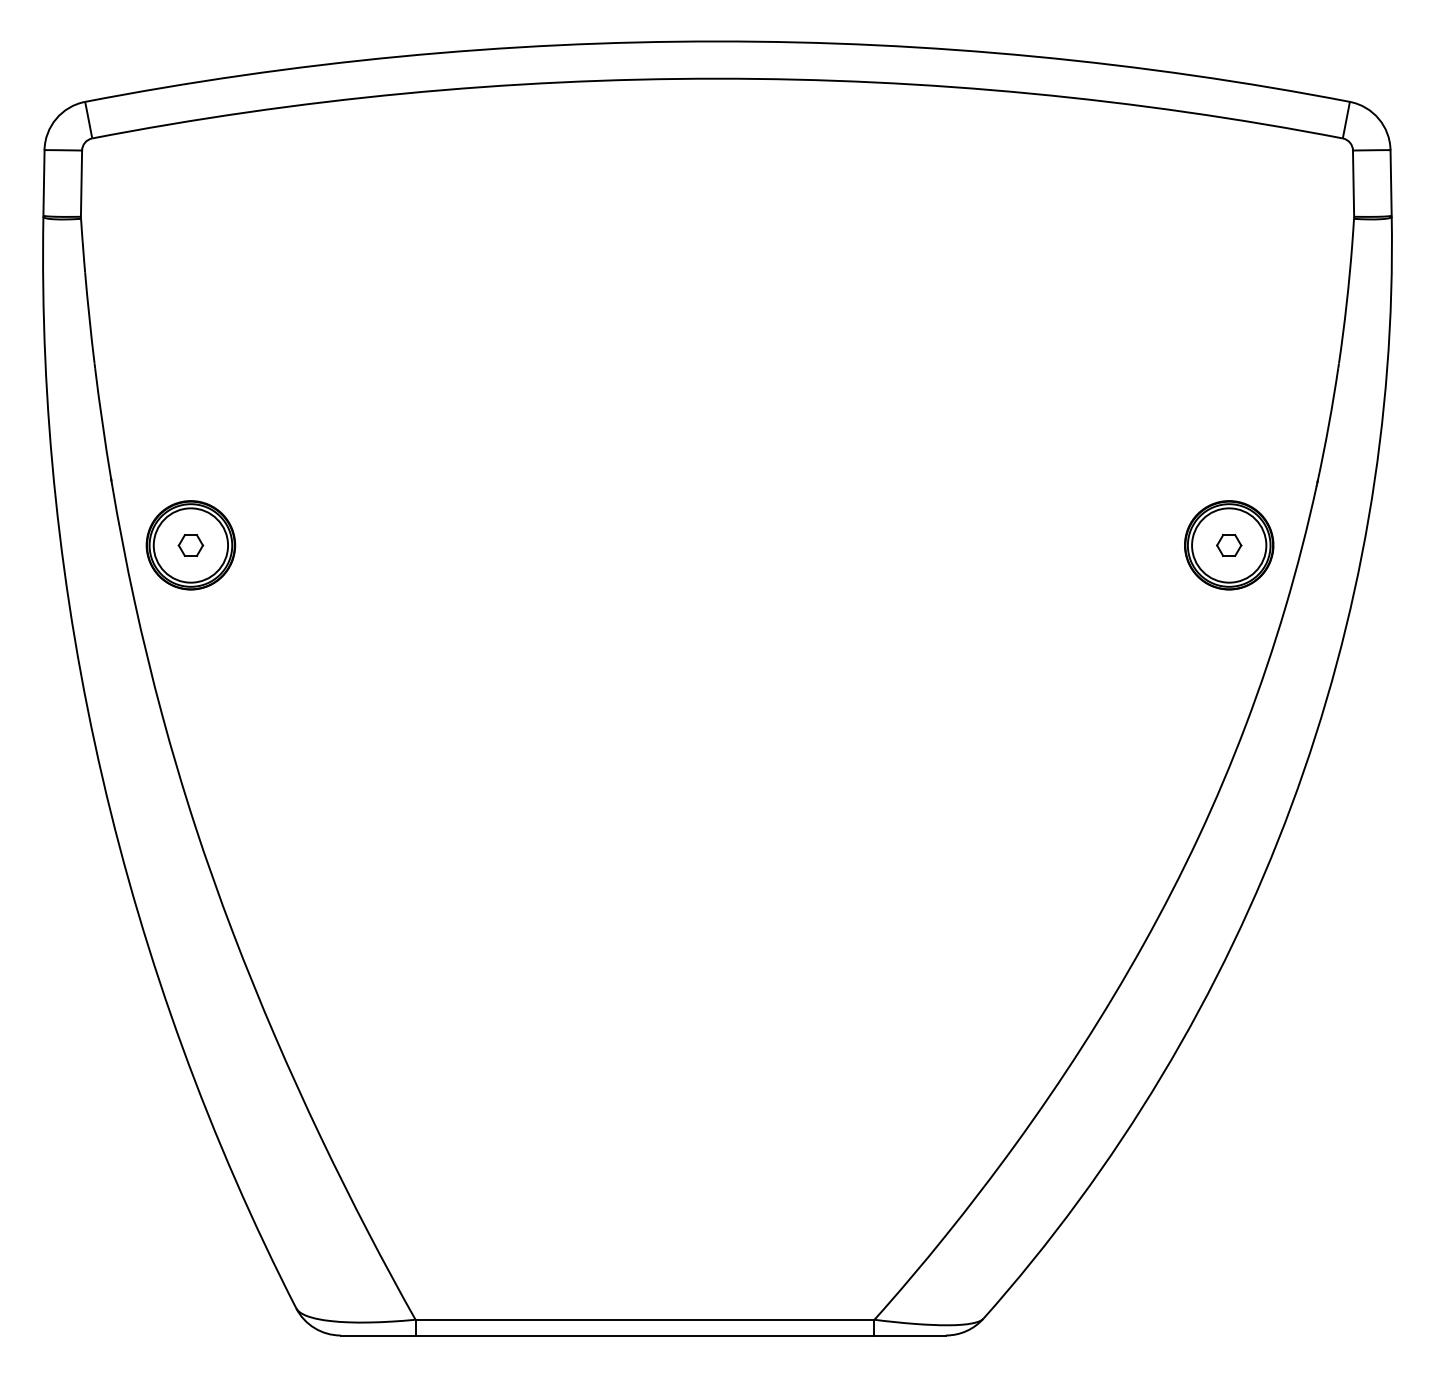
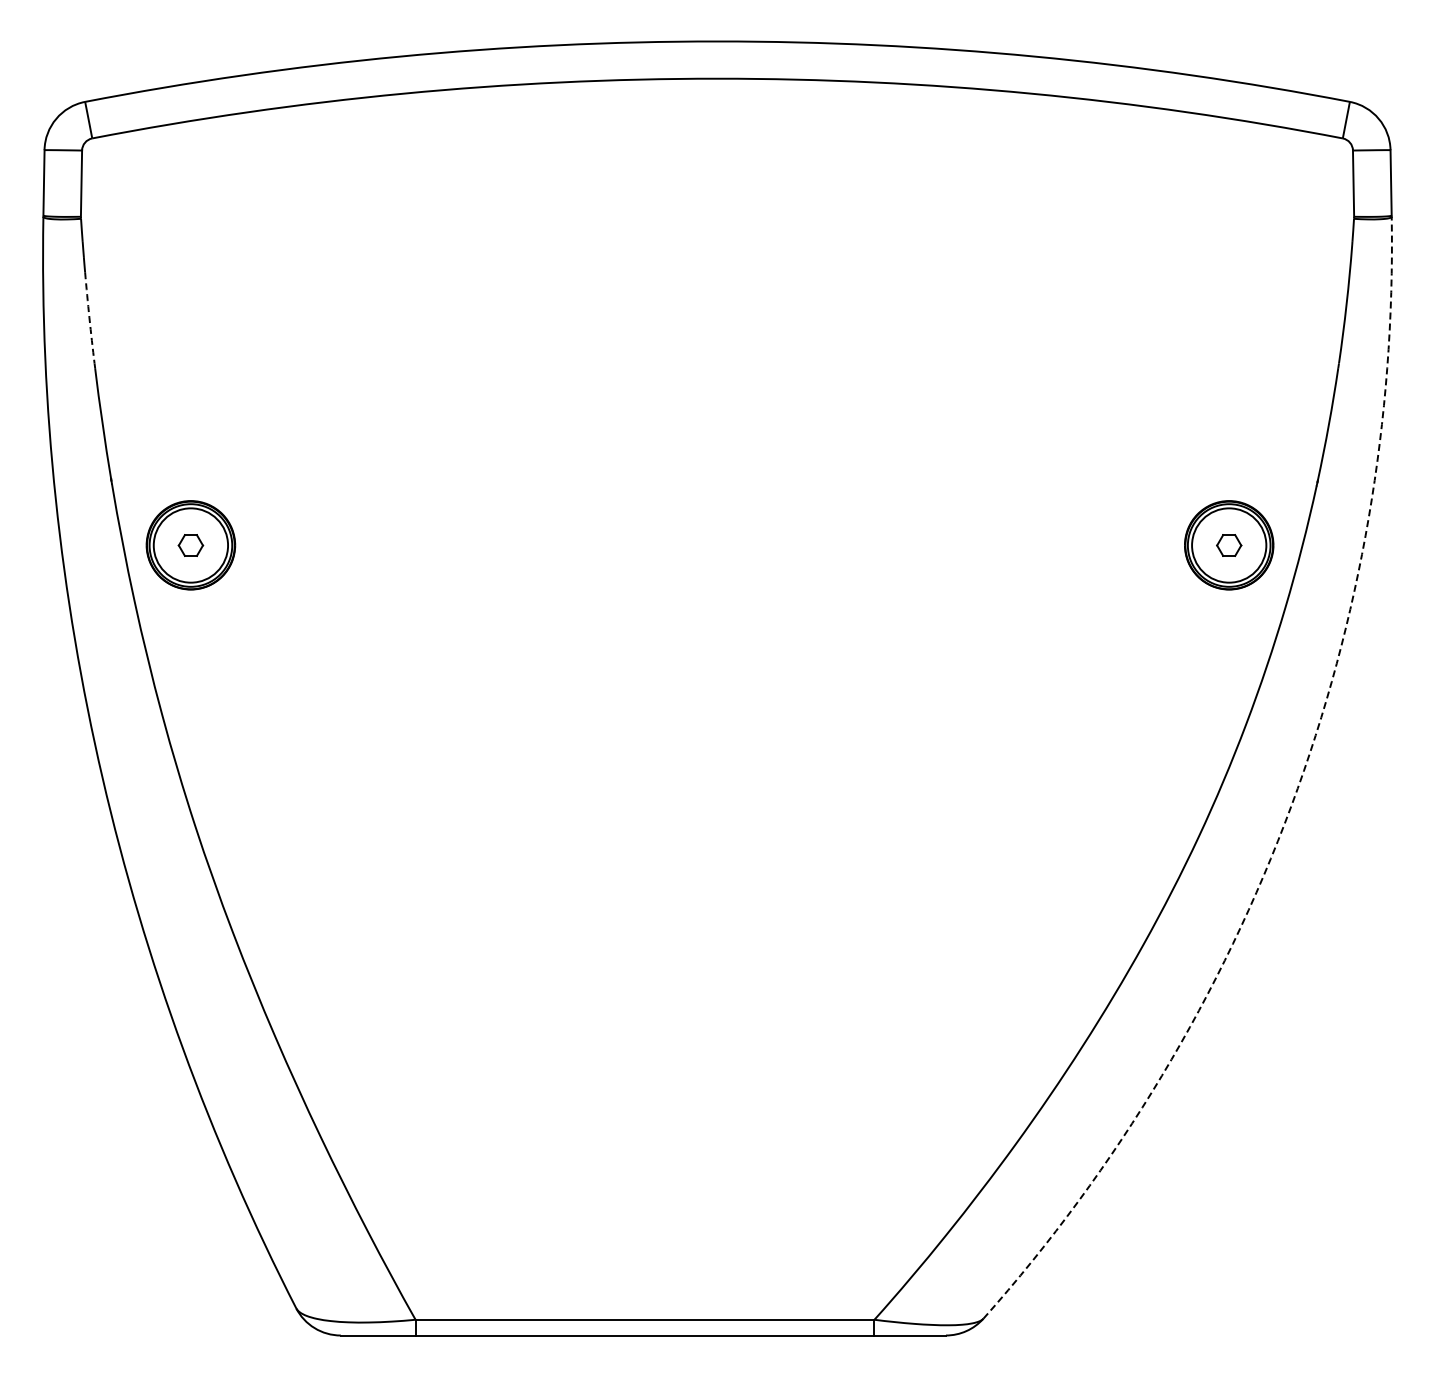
arc: solid -> dashed (89, 317)
arc: solid -> dashed (1291, 806)
